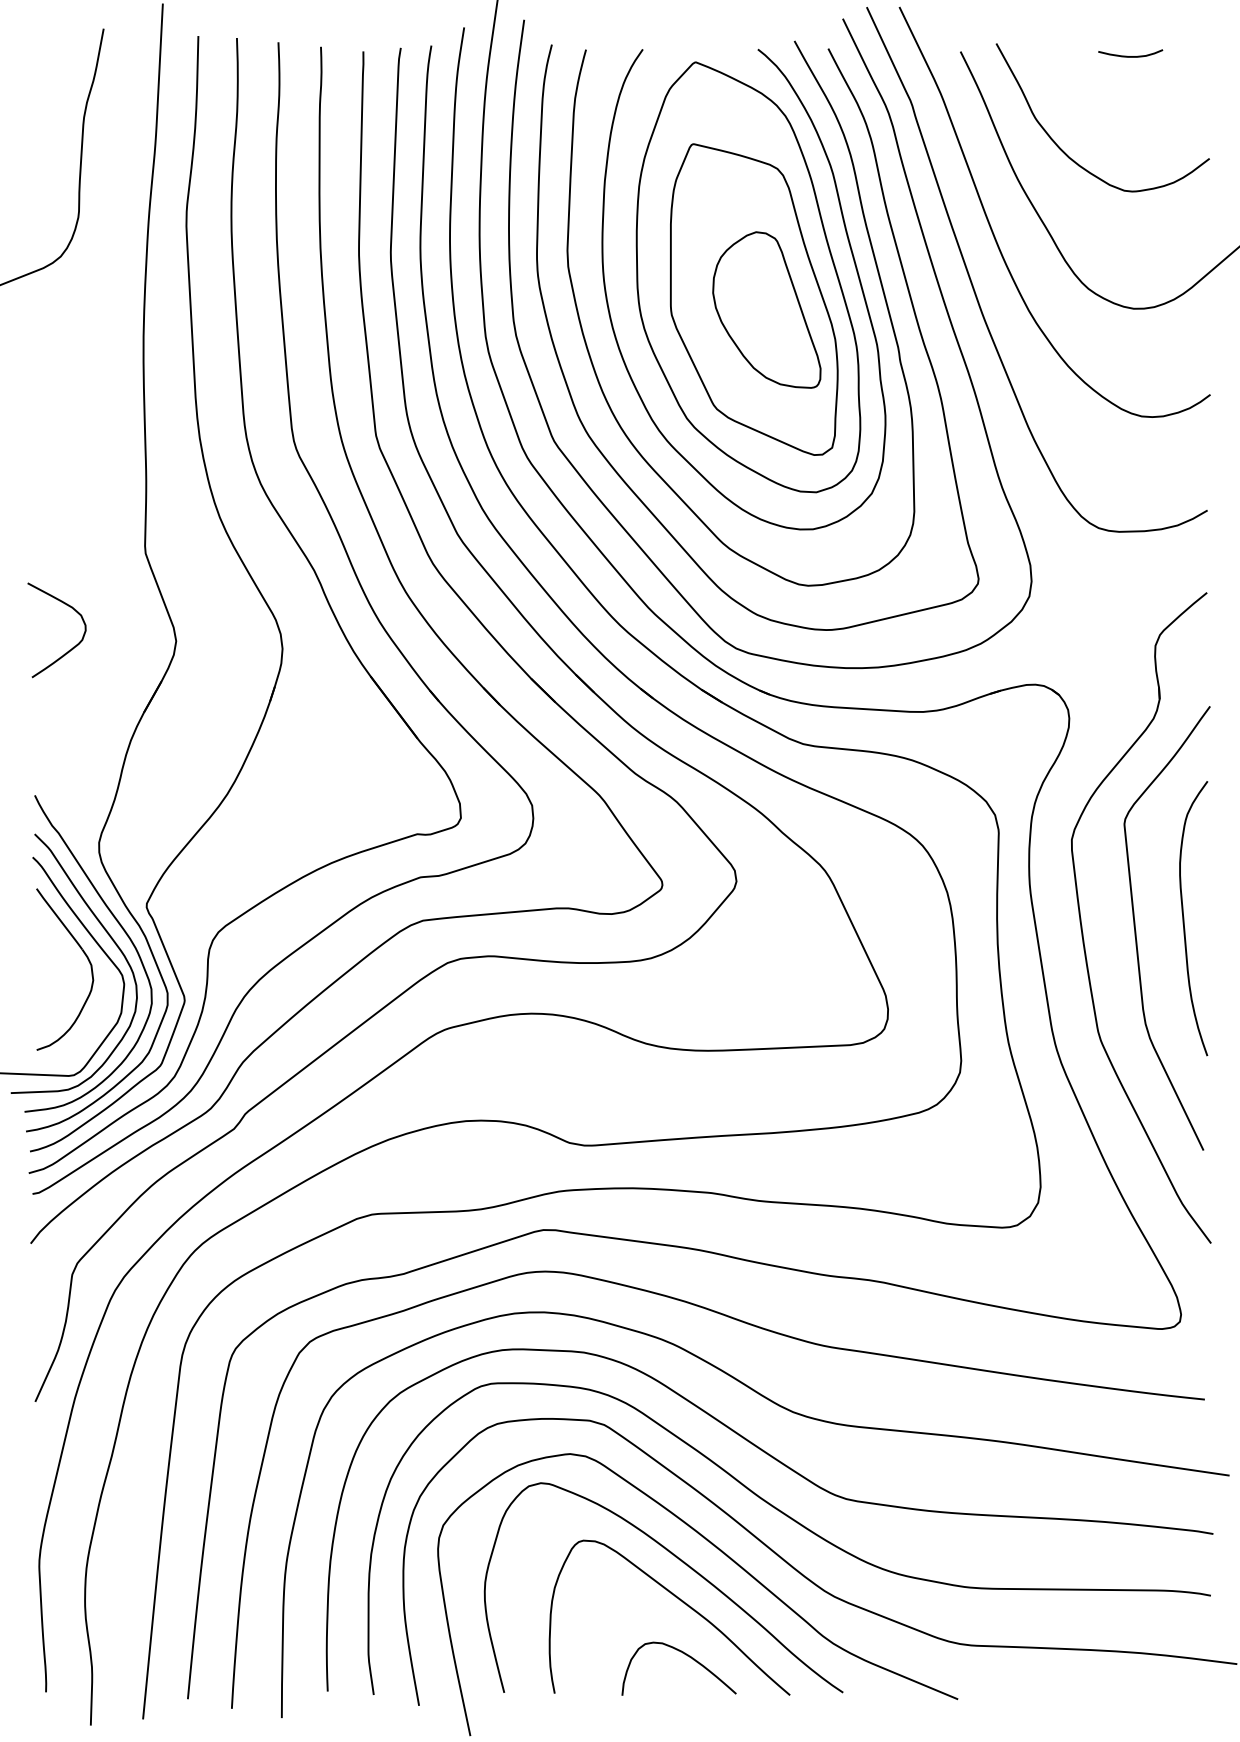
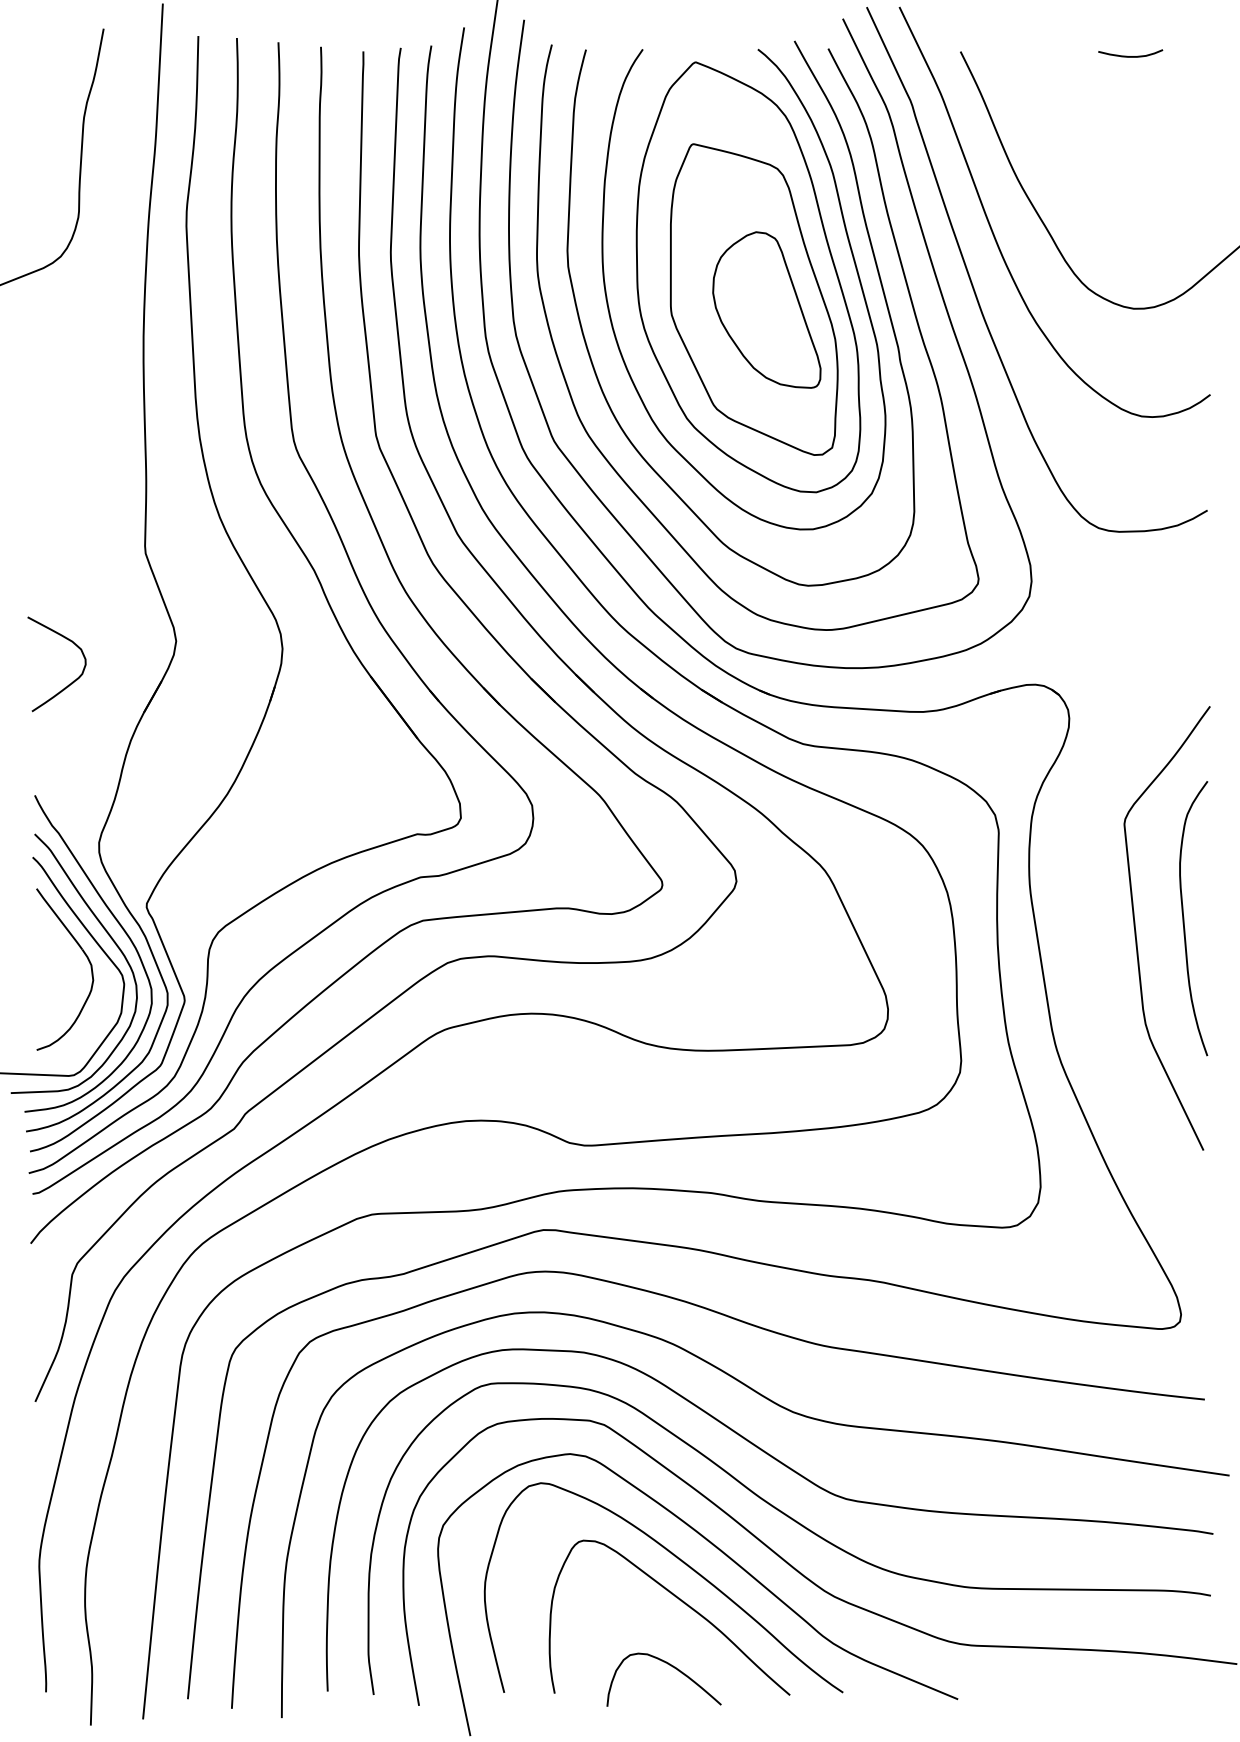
curve: present -> none (1066, 153)
curve position: (68, 650) -> (68, 684) (68, 684)
part: present -> none (1082, 925)
curve position: (687, 1656) -> (672, 1667) (672, 1667)
